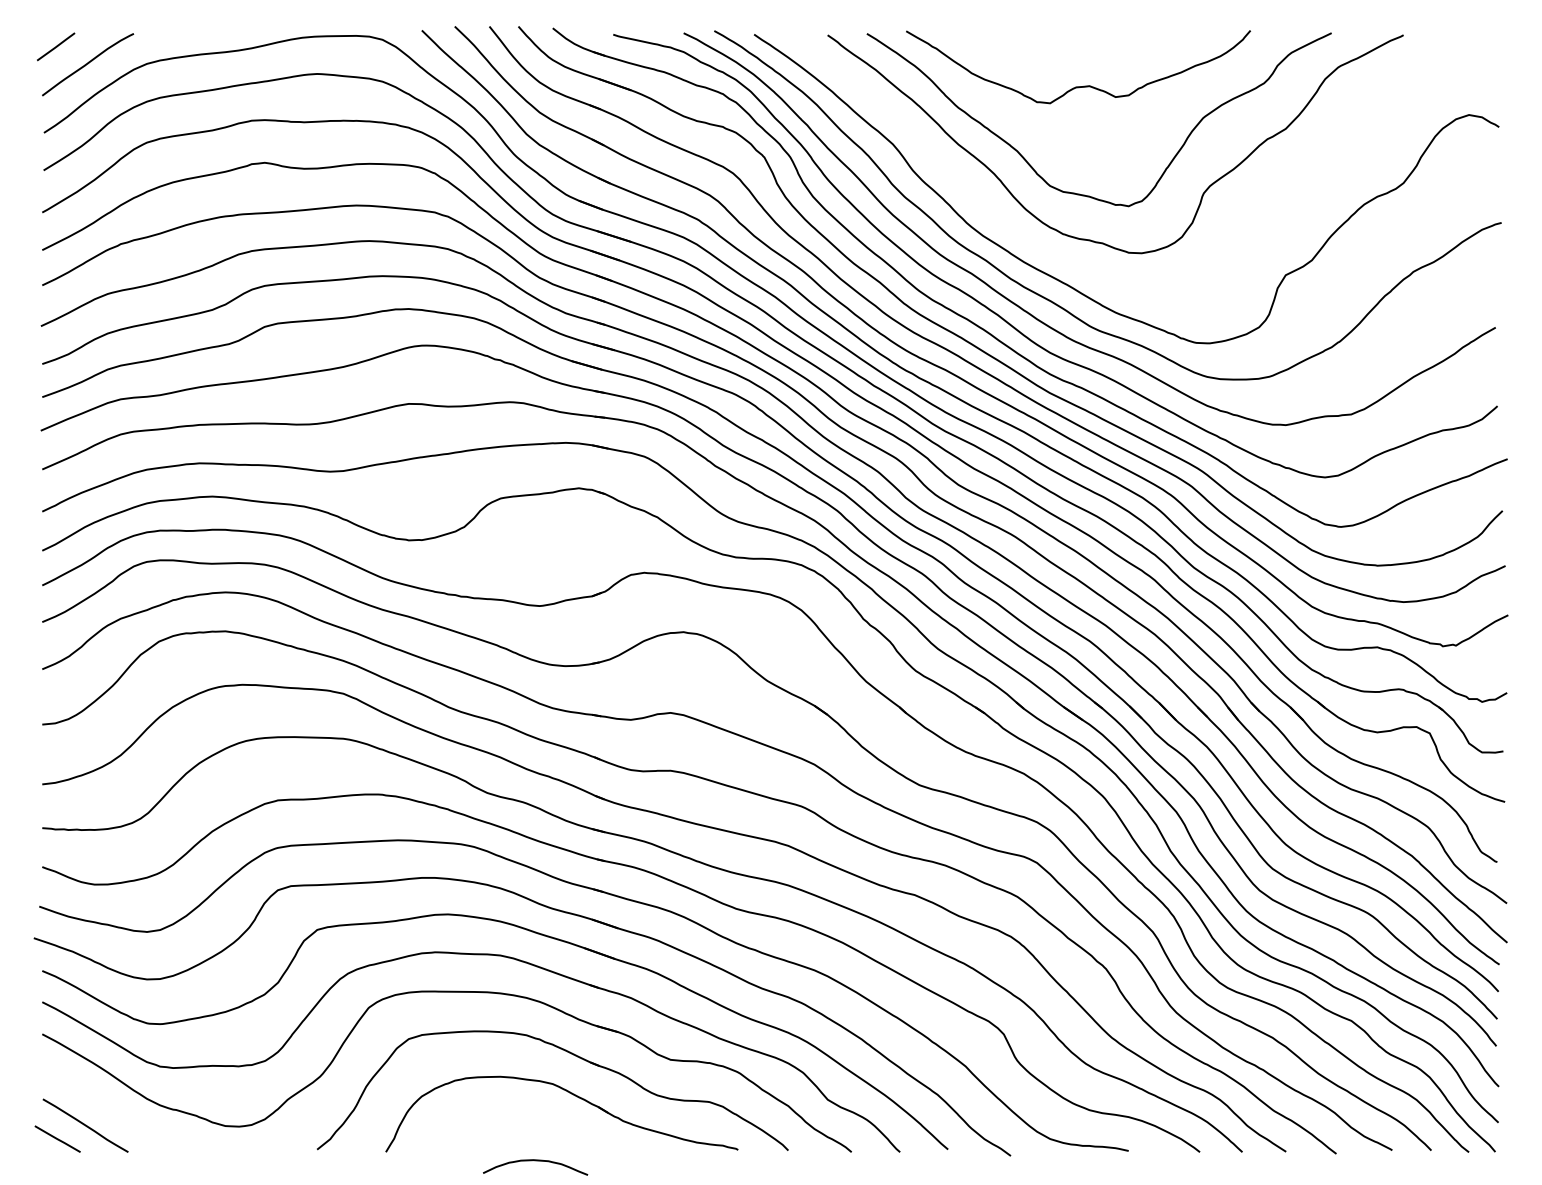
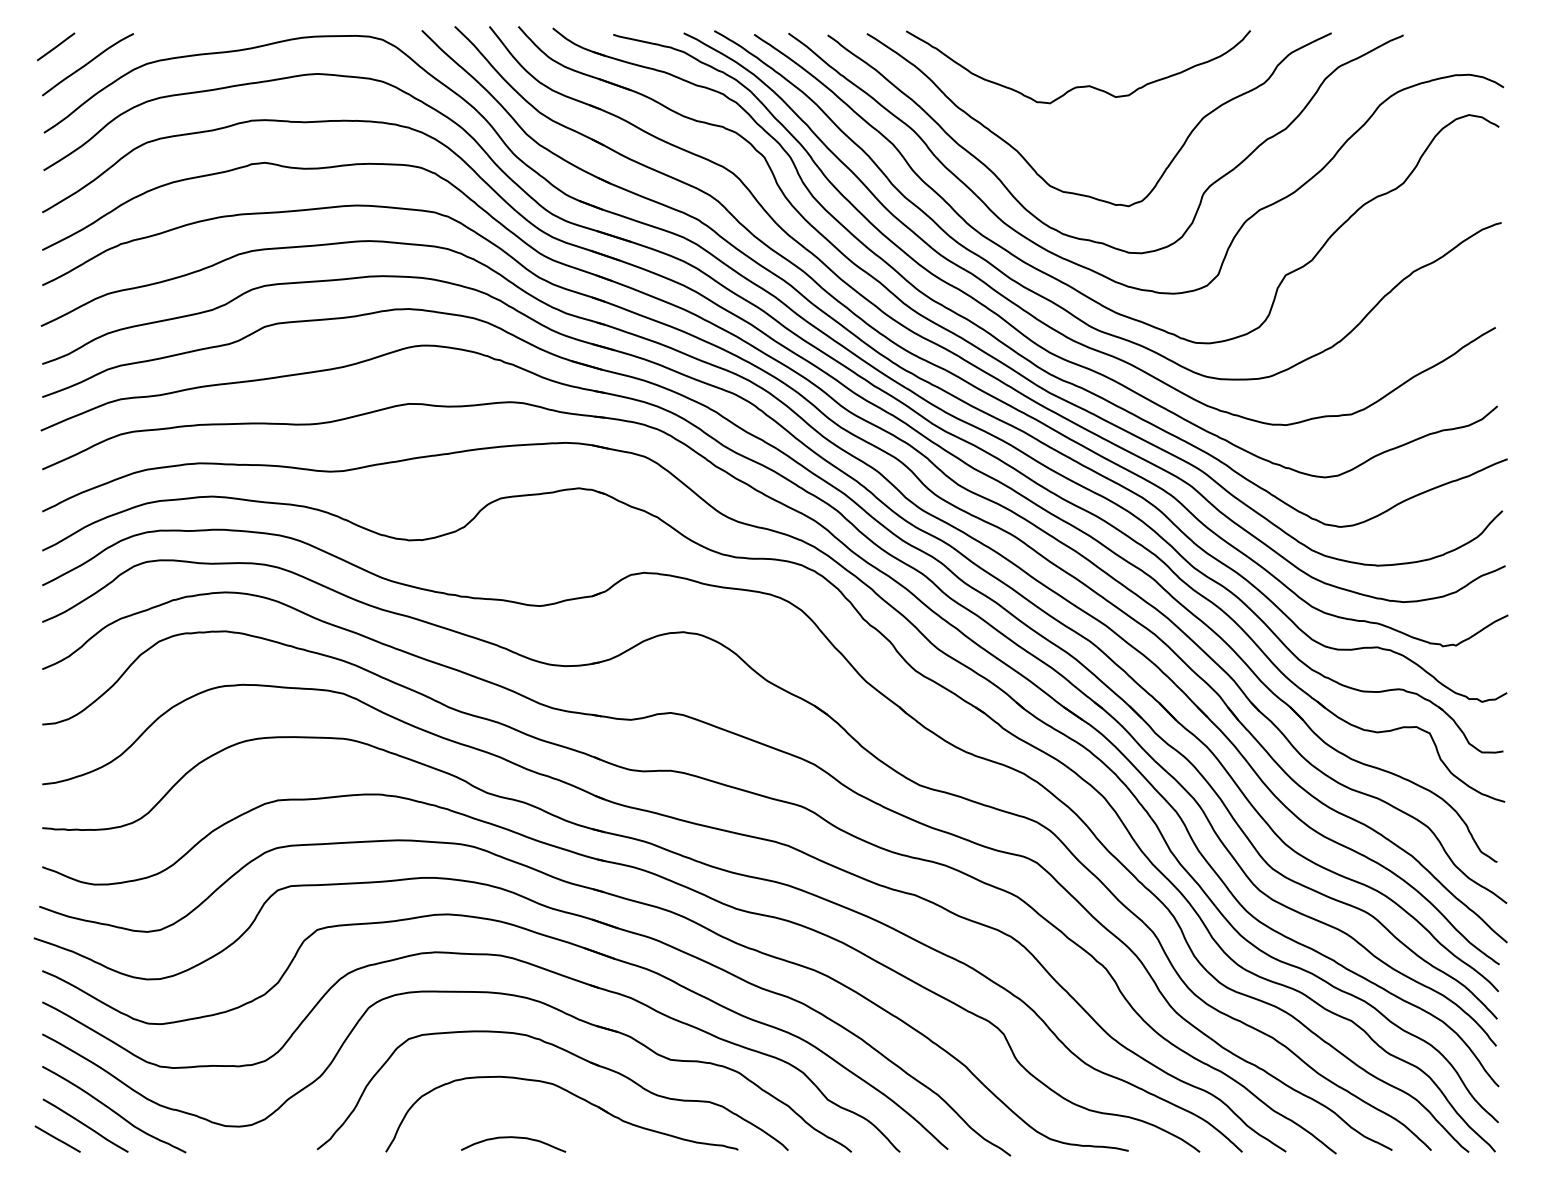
curve: none -> present (1237, 230)
curve: none -> present (114, 1110)
curve position: (535, 1161) -> (513, 1138) (513, 1138)
